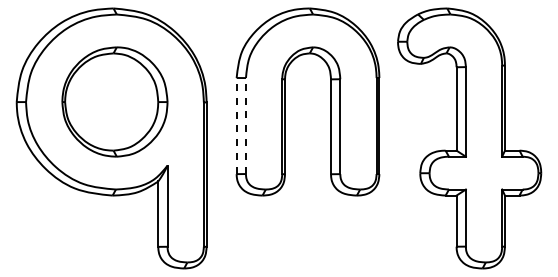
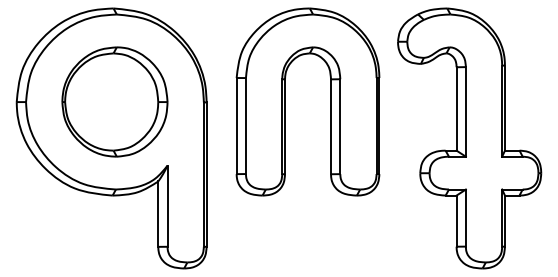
line: dashed -> solid (236, 125)
line: dashed -> solid (245, 126)
